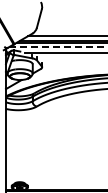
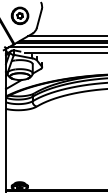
part: none -> present (19, 15)
line: dashed -> solid (58, 47)
